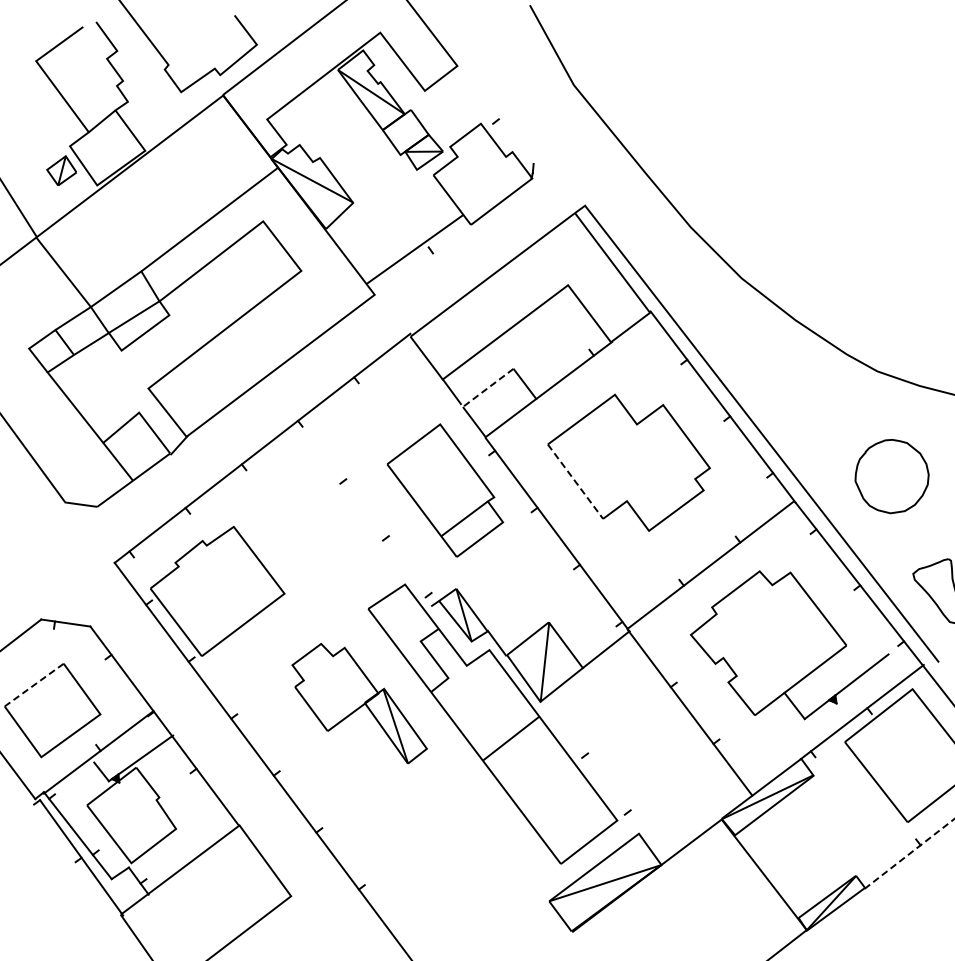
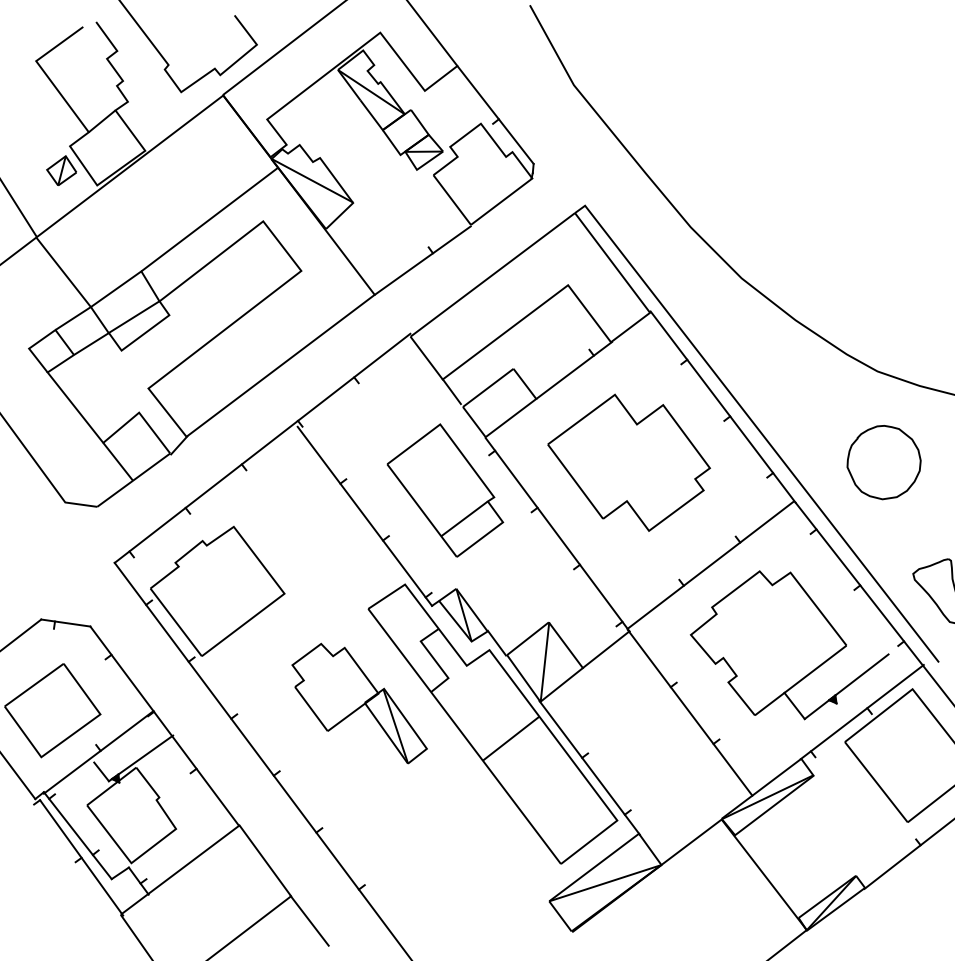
line: none -> present (495, 114)
line position: (414, 249) -> (422, 260) (422, 260)
line: dashed -> solid (488, 387)
line: dashed -> solid (575, 482)
curve position: (861, 491) -> (853, 477) (853, 477)
line: none -> present (364, 515)
line: dashed -> solid (33, 685)
line: none -> present (589, 767)
line: dashed -> solid (910, 853)
line: none -> present (309, 920)
